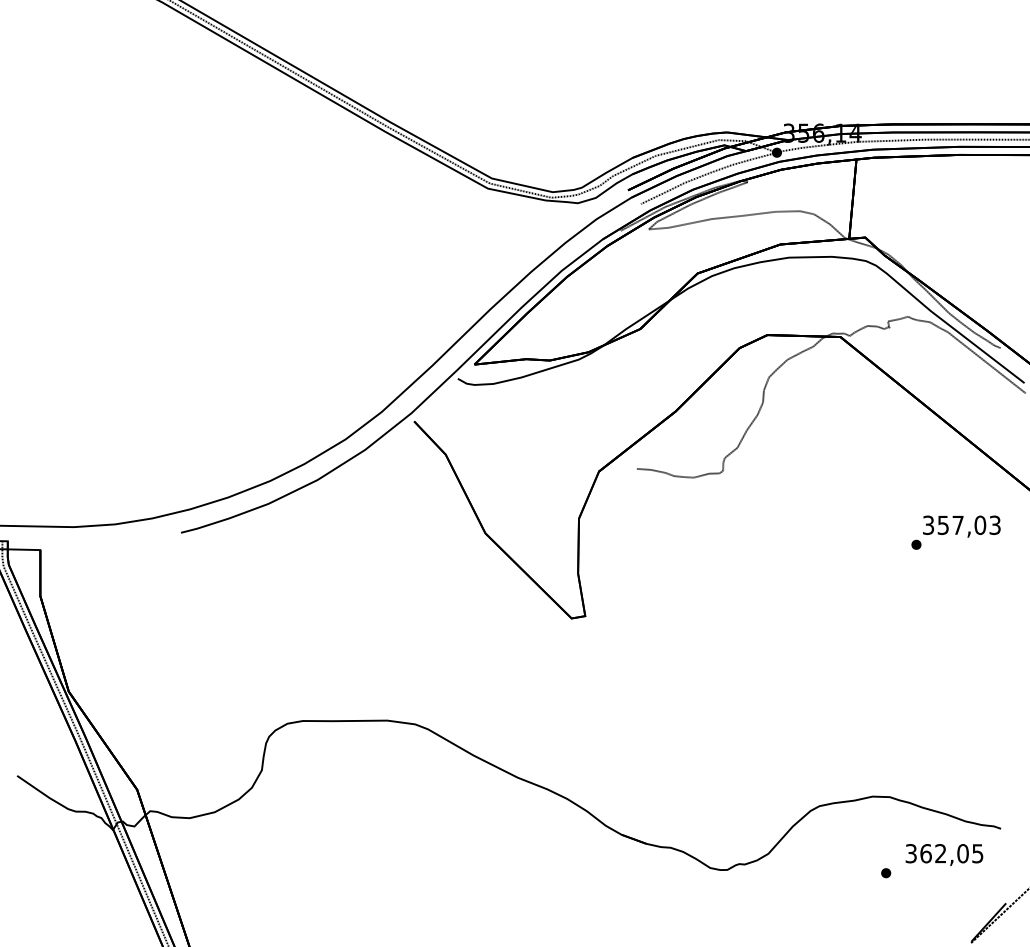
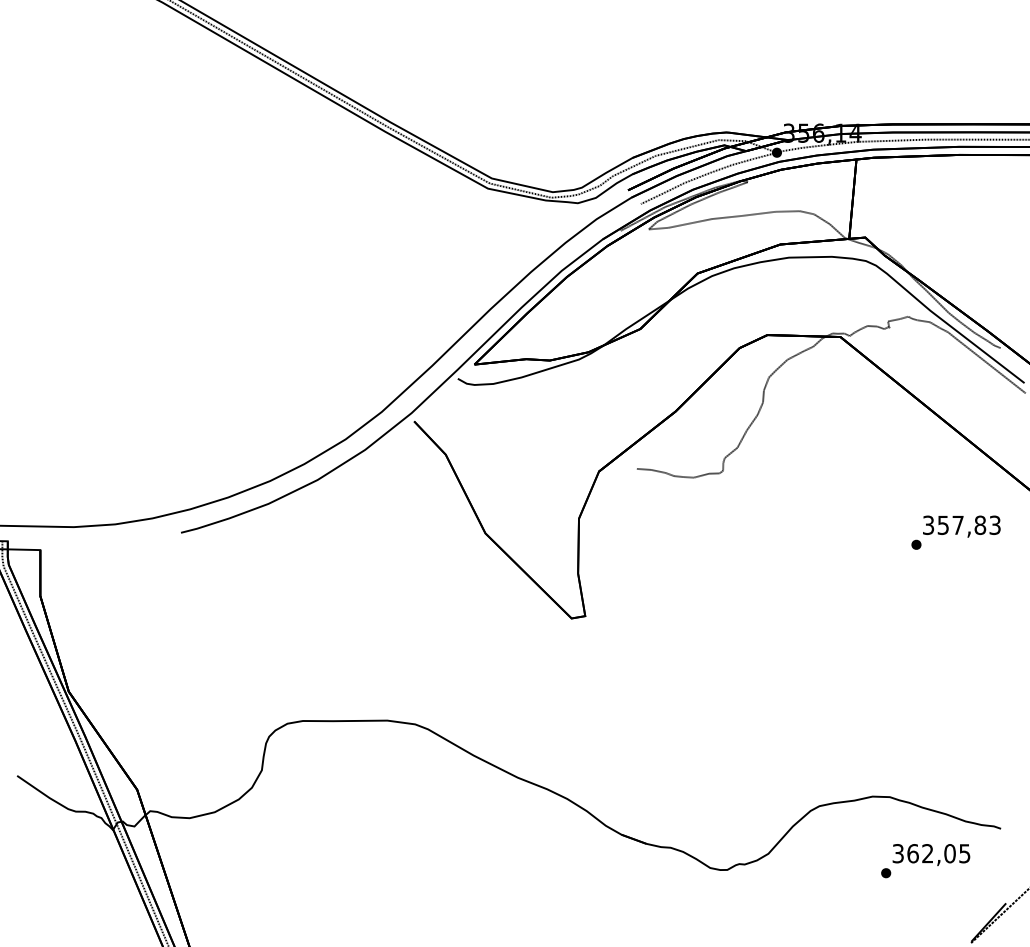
text: 357,03 -> 357,83 (980, 525)
text position: (944, 854) -> (931, 854) (931, 854)
